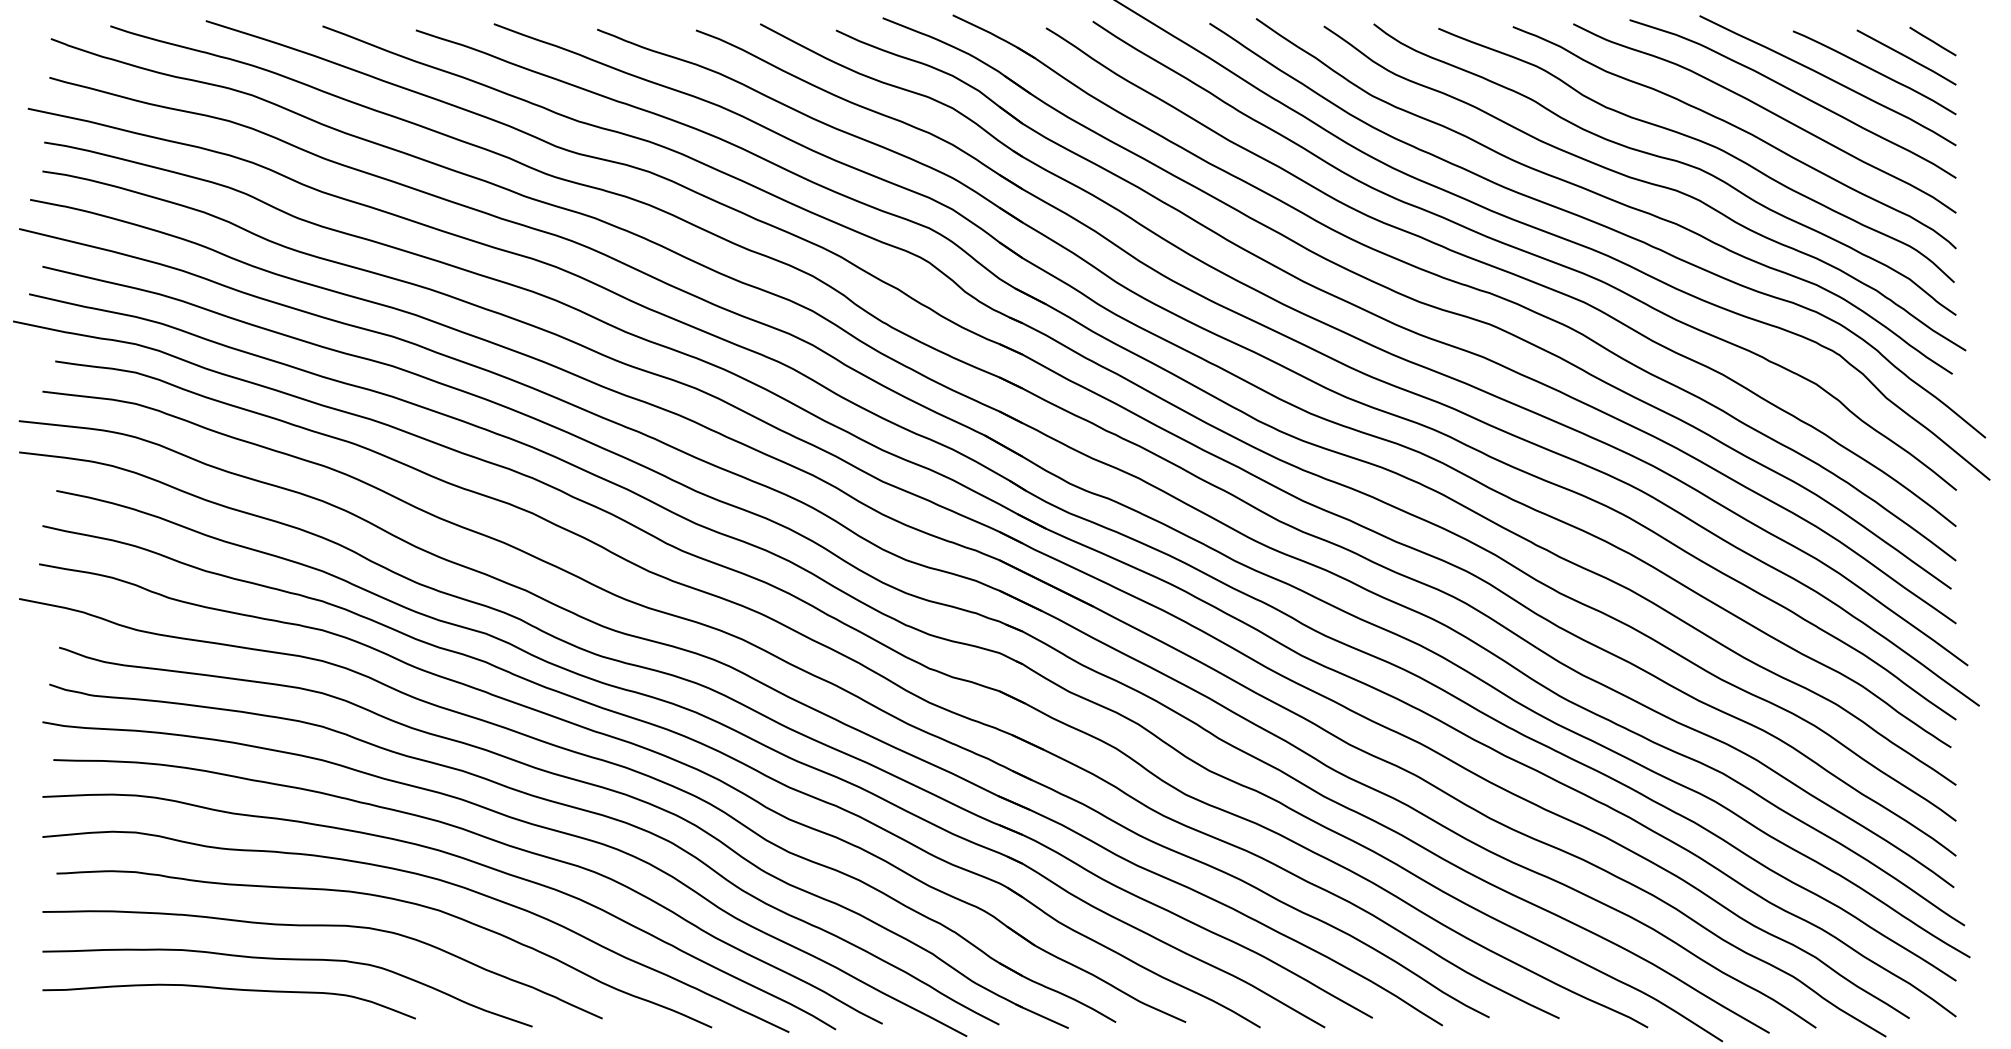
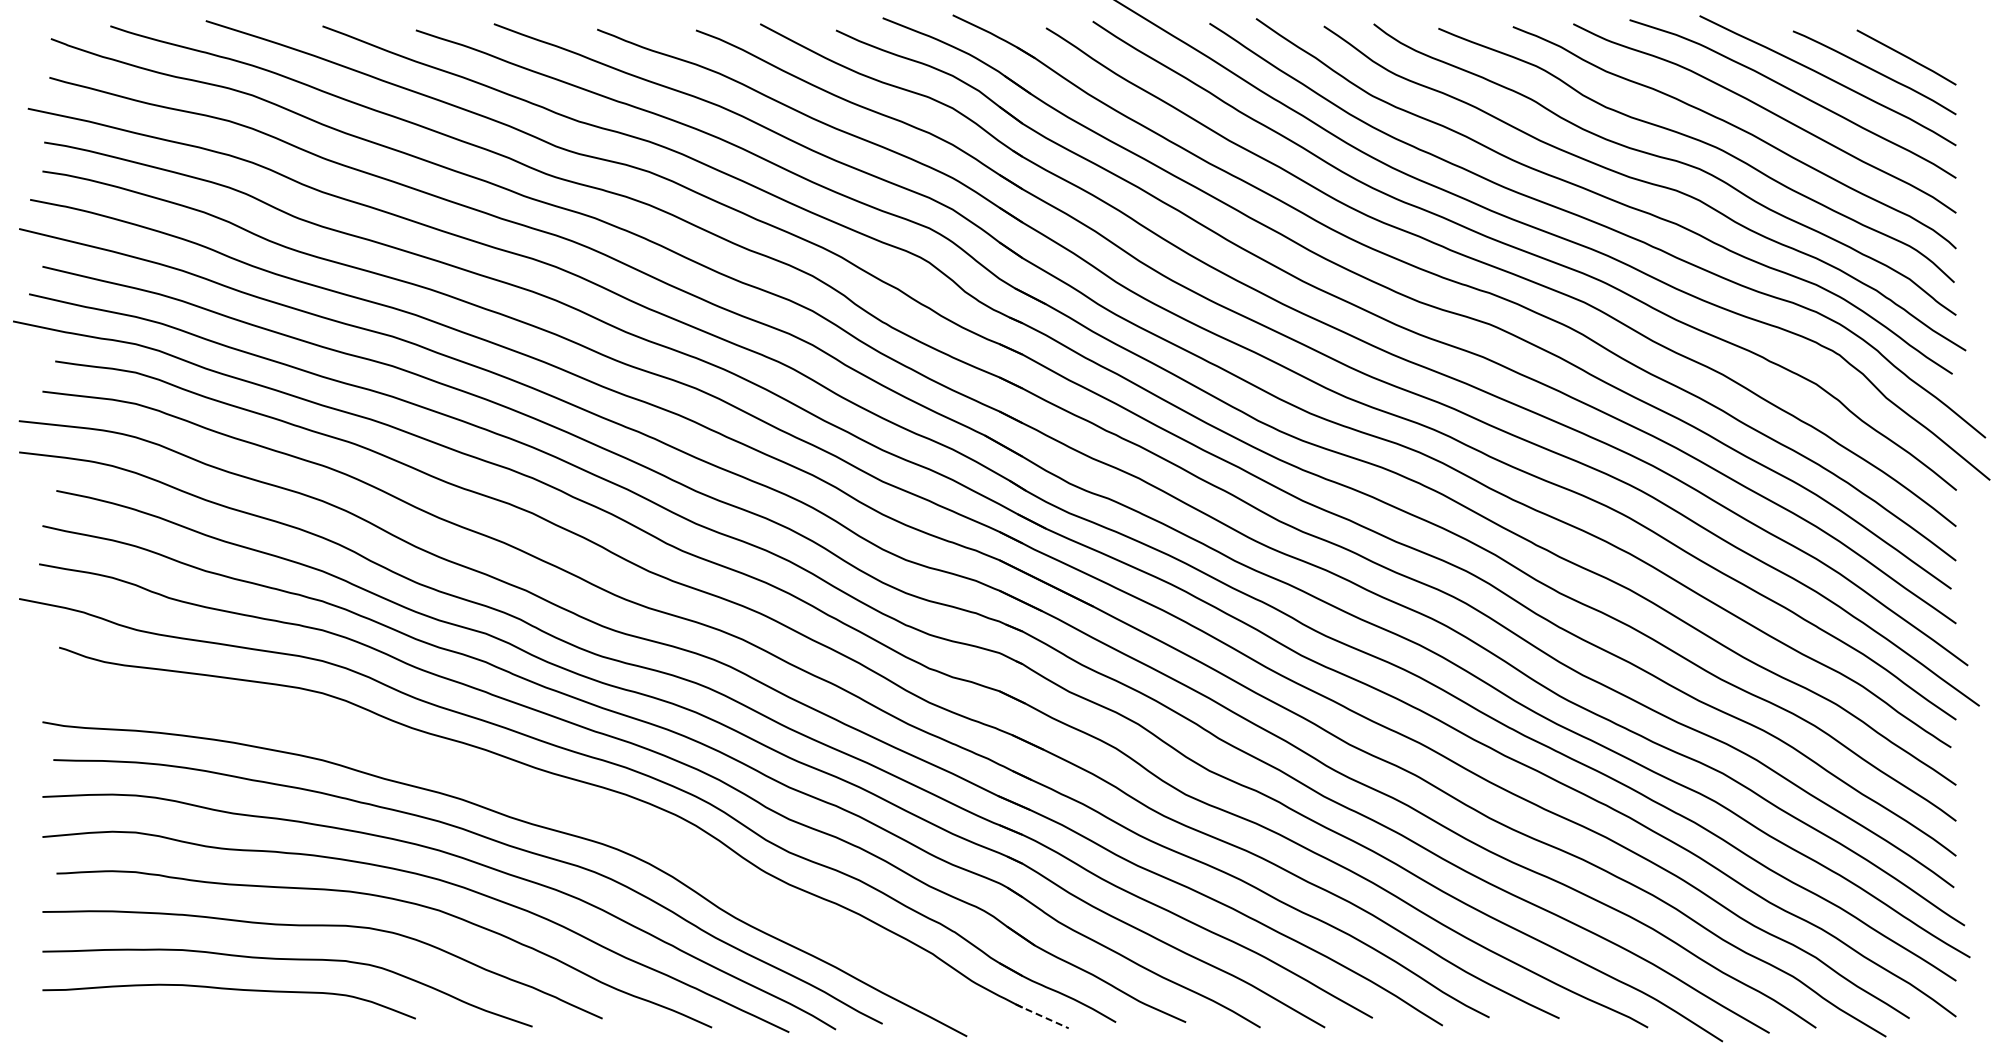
line: present -> none (1932, 41)
curve: present -> none (537, 798)
line: solid -> dashed (1041, 1016)
